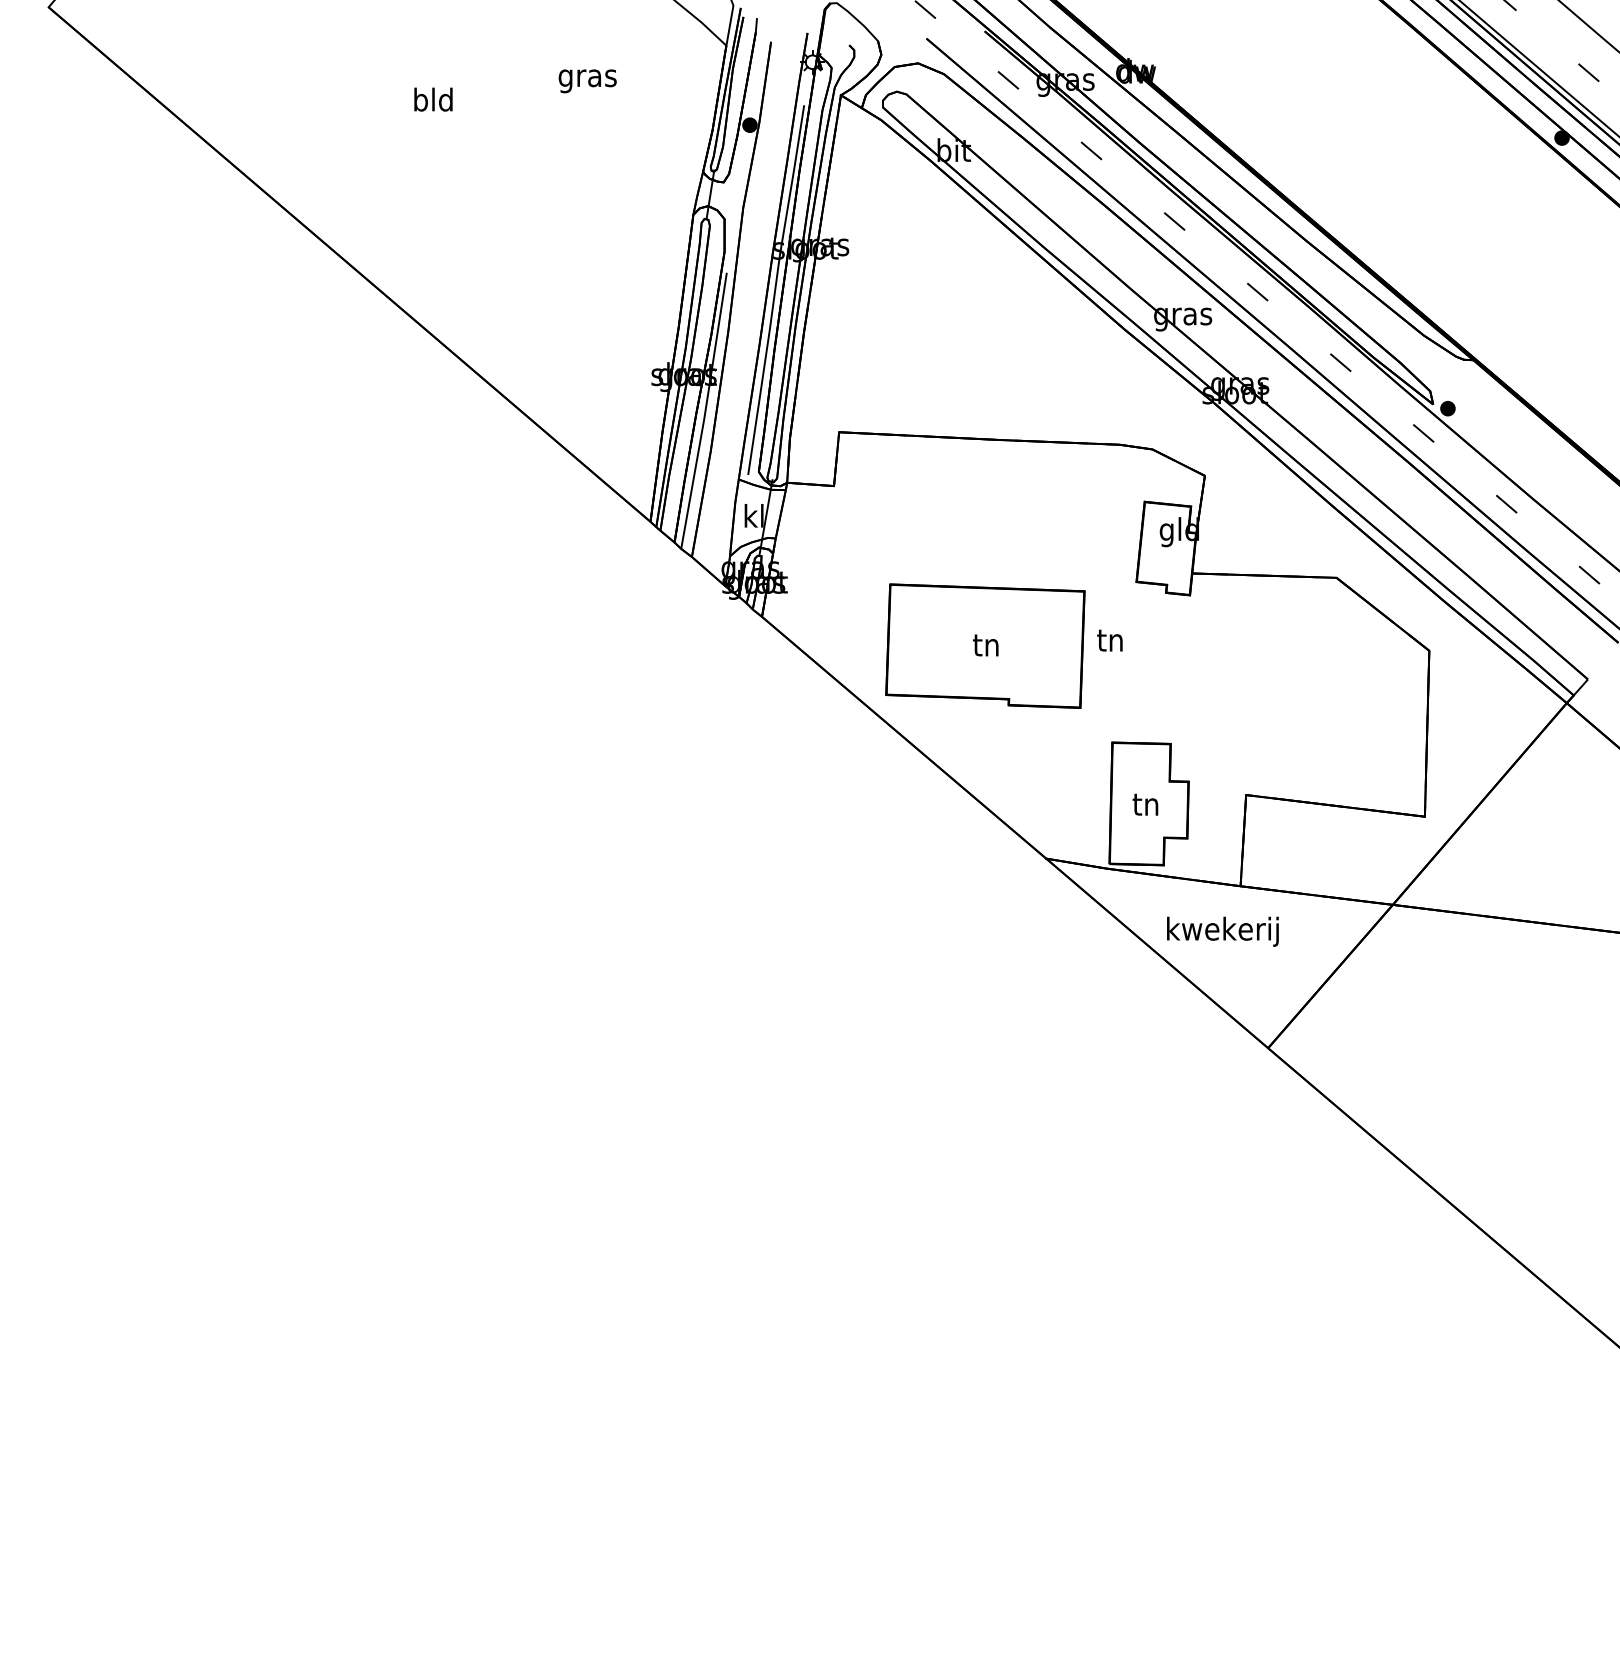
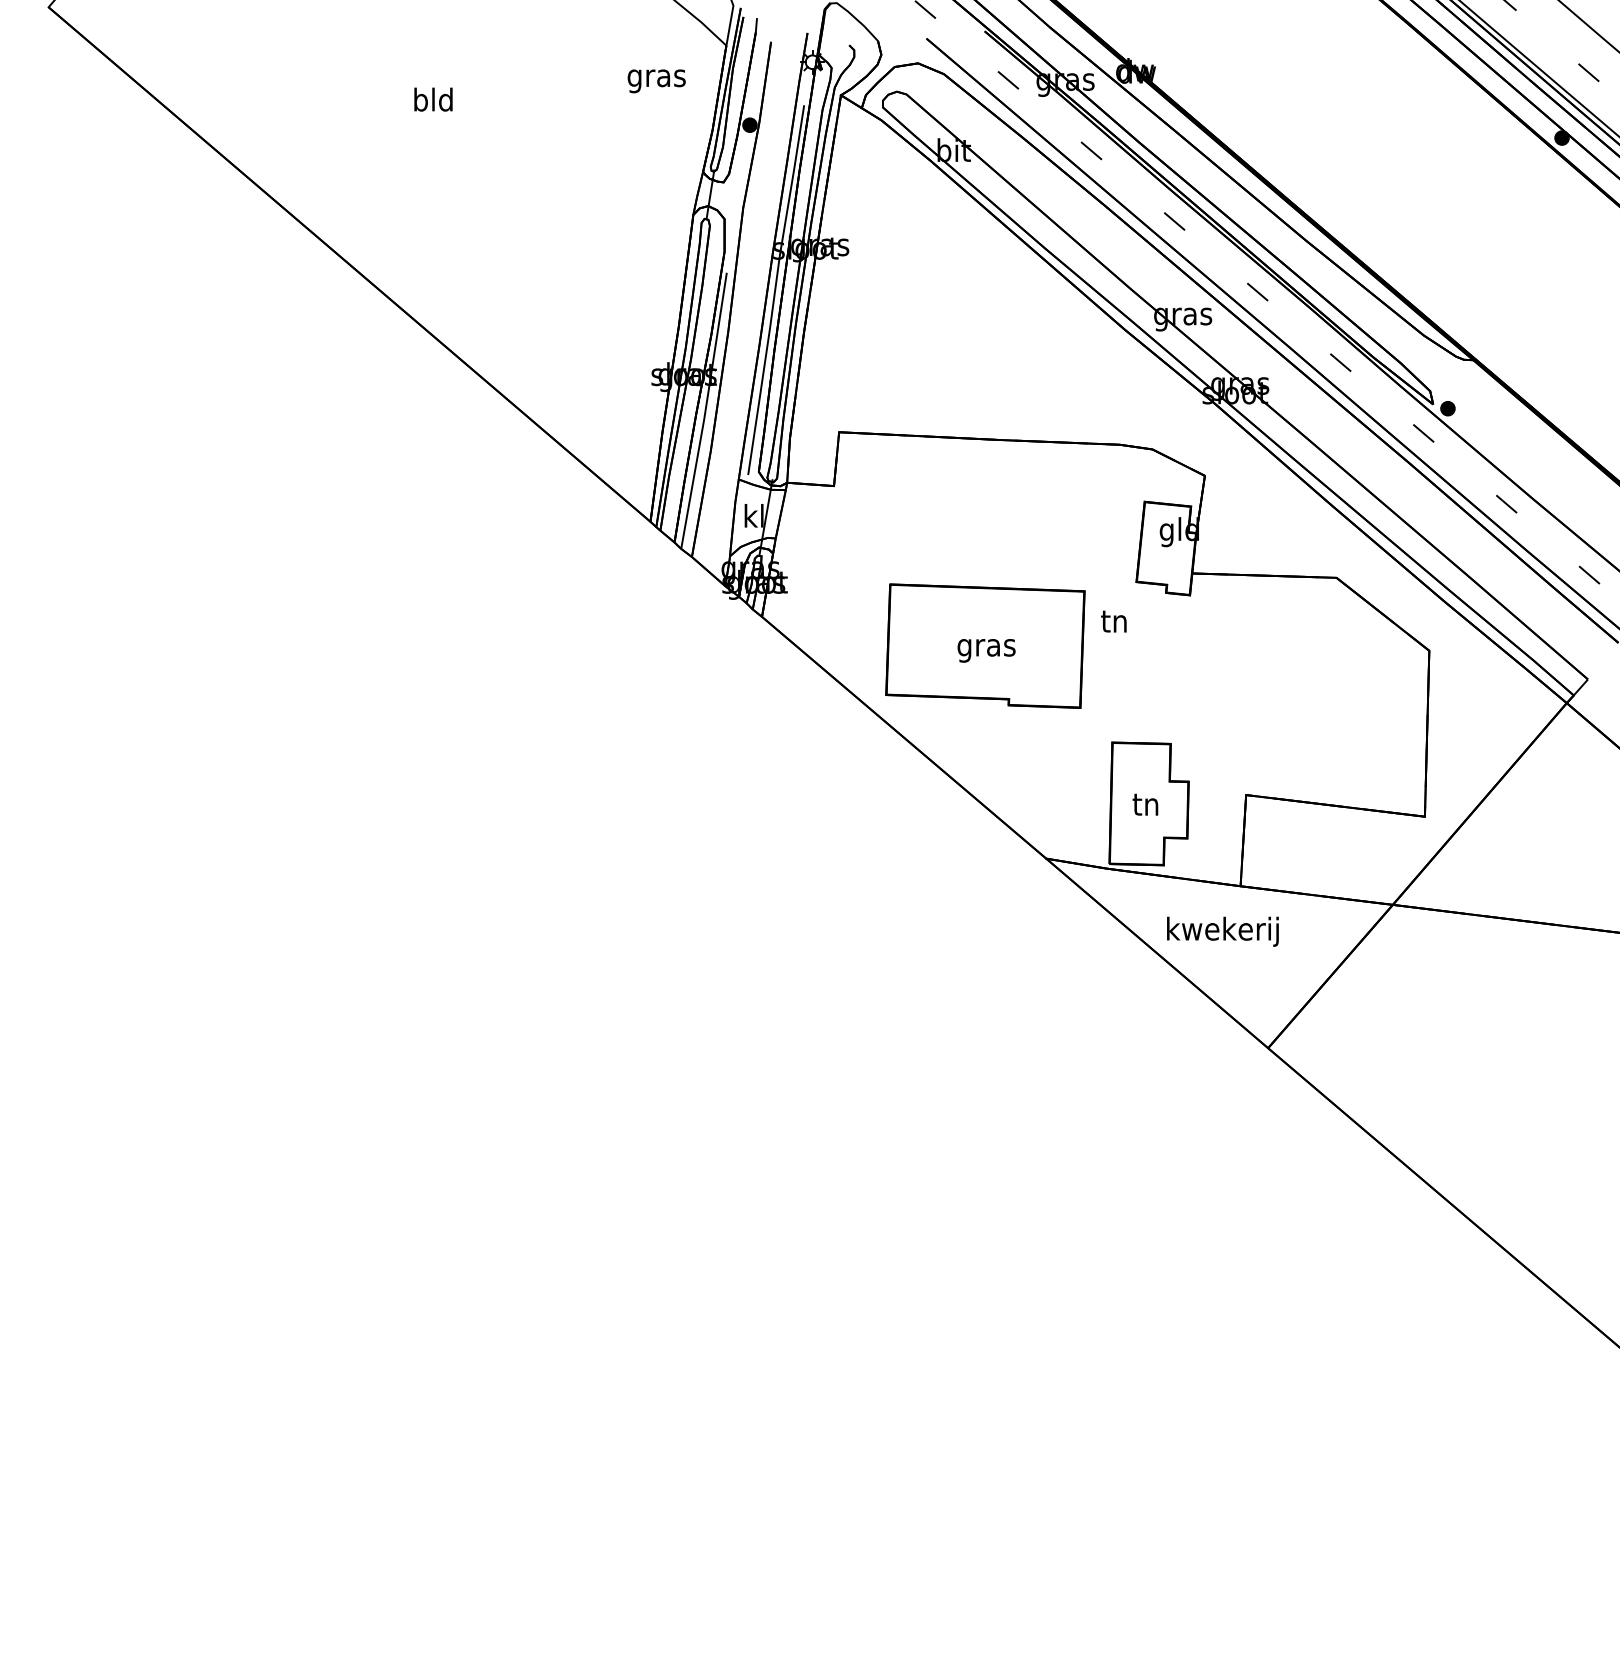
text position: (587, 81) -> (656, 81) (656, 81)
text position: (1109, 640) -> (1113, 621) (1113, 621)
text: tn -> gras (986, 648)
